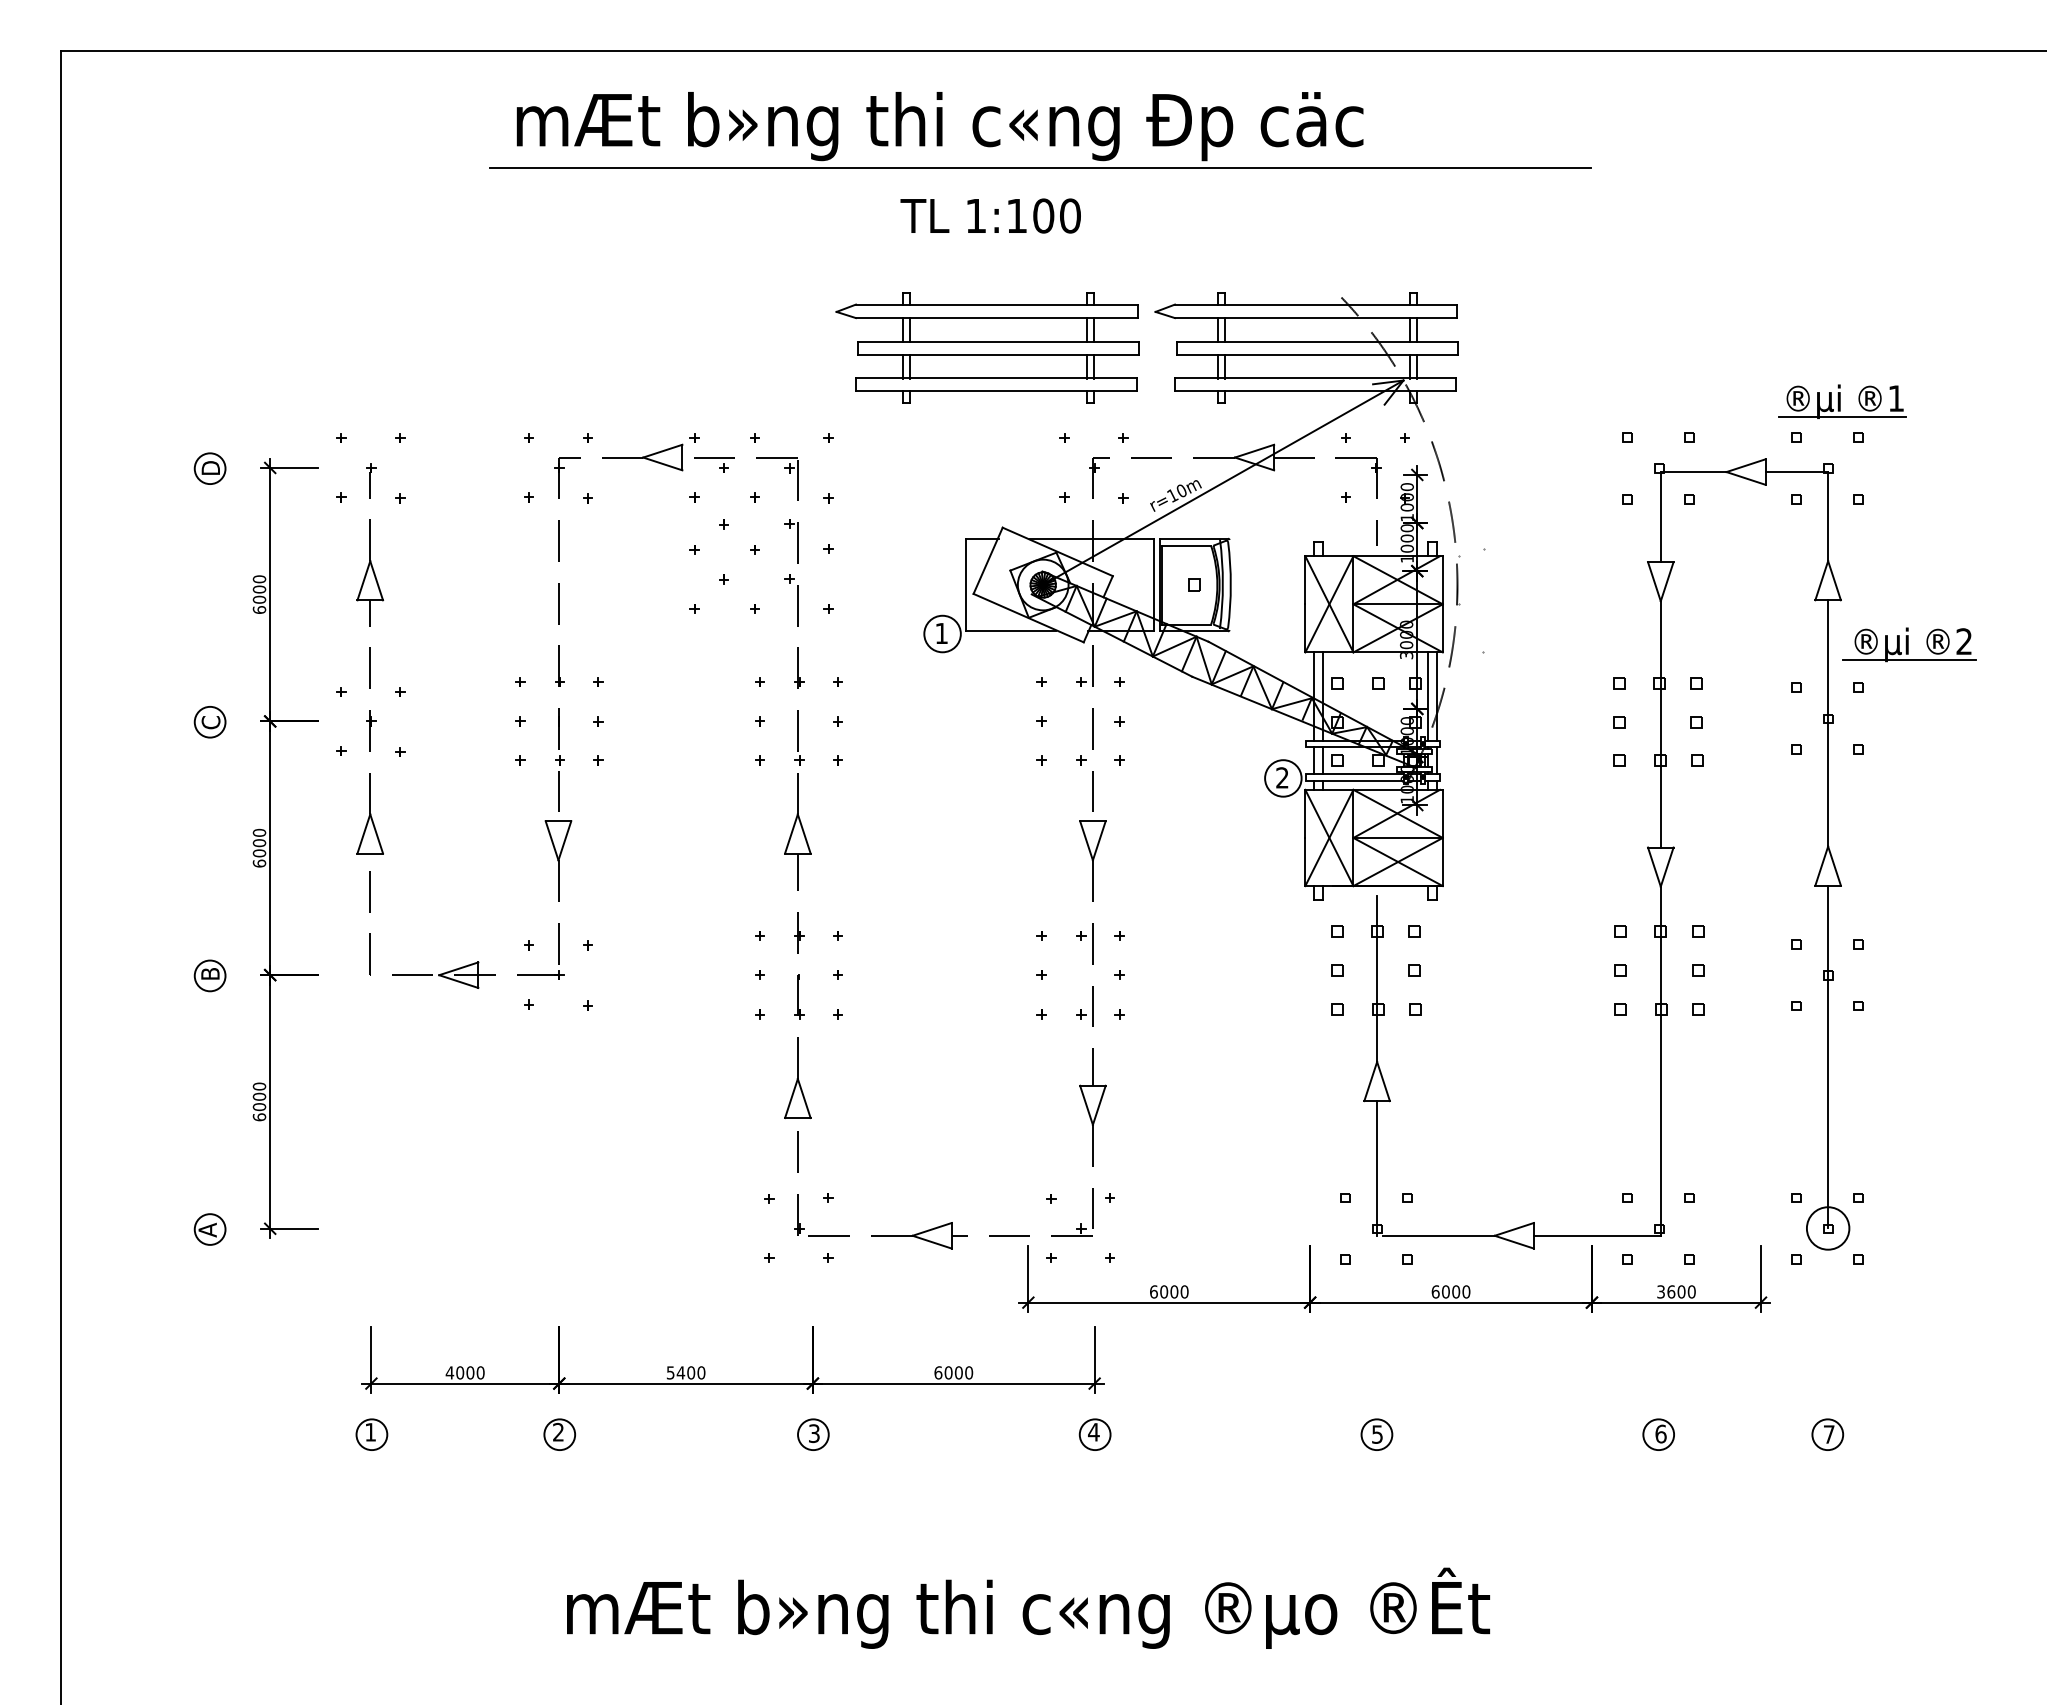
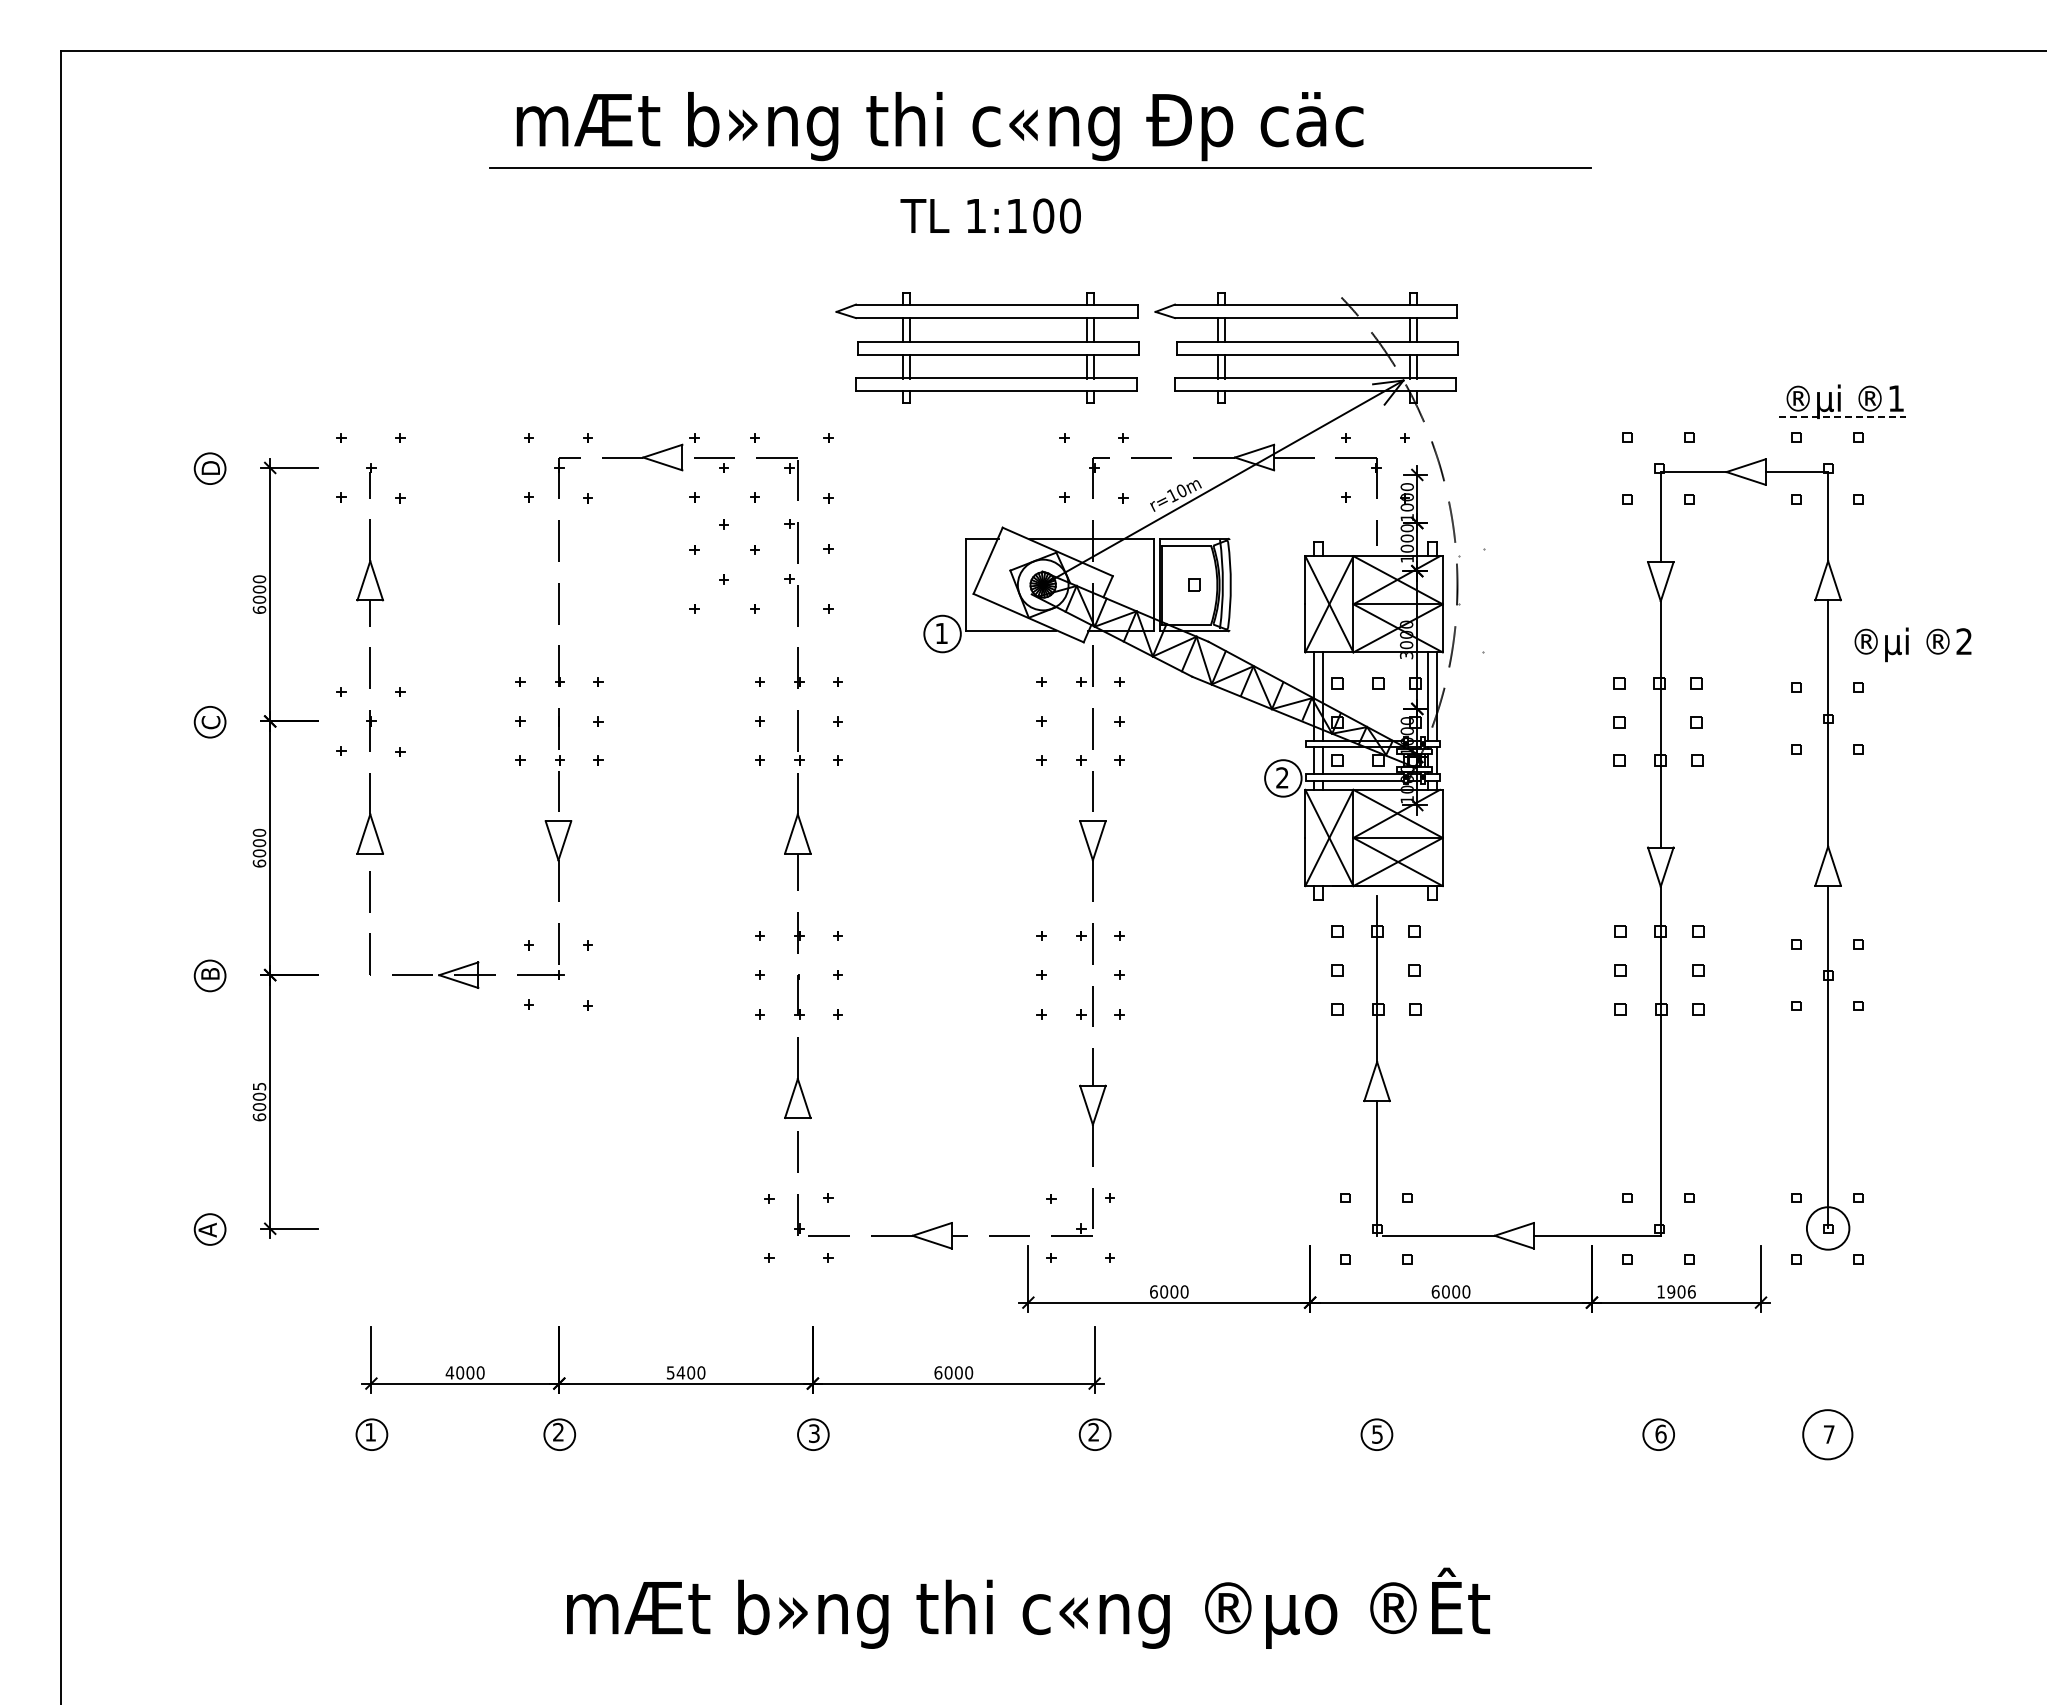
line: solid -> dashed (1842, 416)
line: present -> none (1908, 660)
text: 6000 -> 6005 (259, 1086)
text: 3600 -> 1906 (1676, 1291)
text: 4 -> 2 (1093, 1431)
circle diameter: 31 px -> 49 px (1827, 1434)
